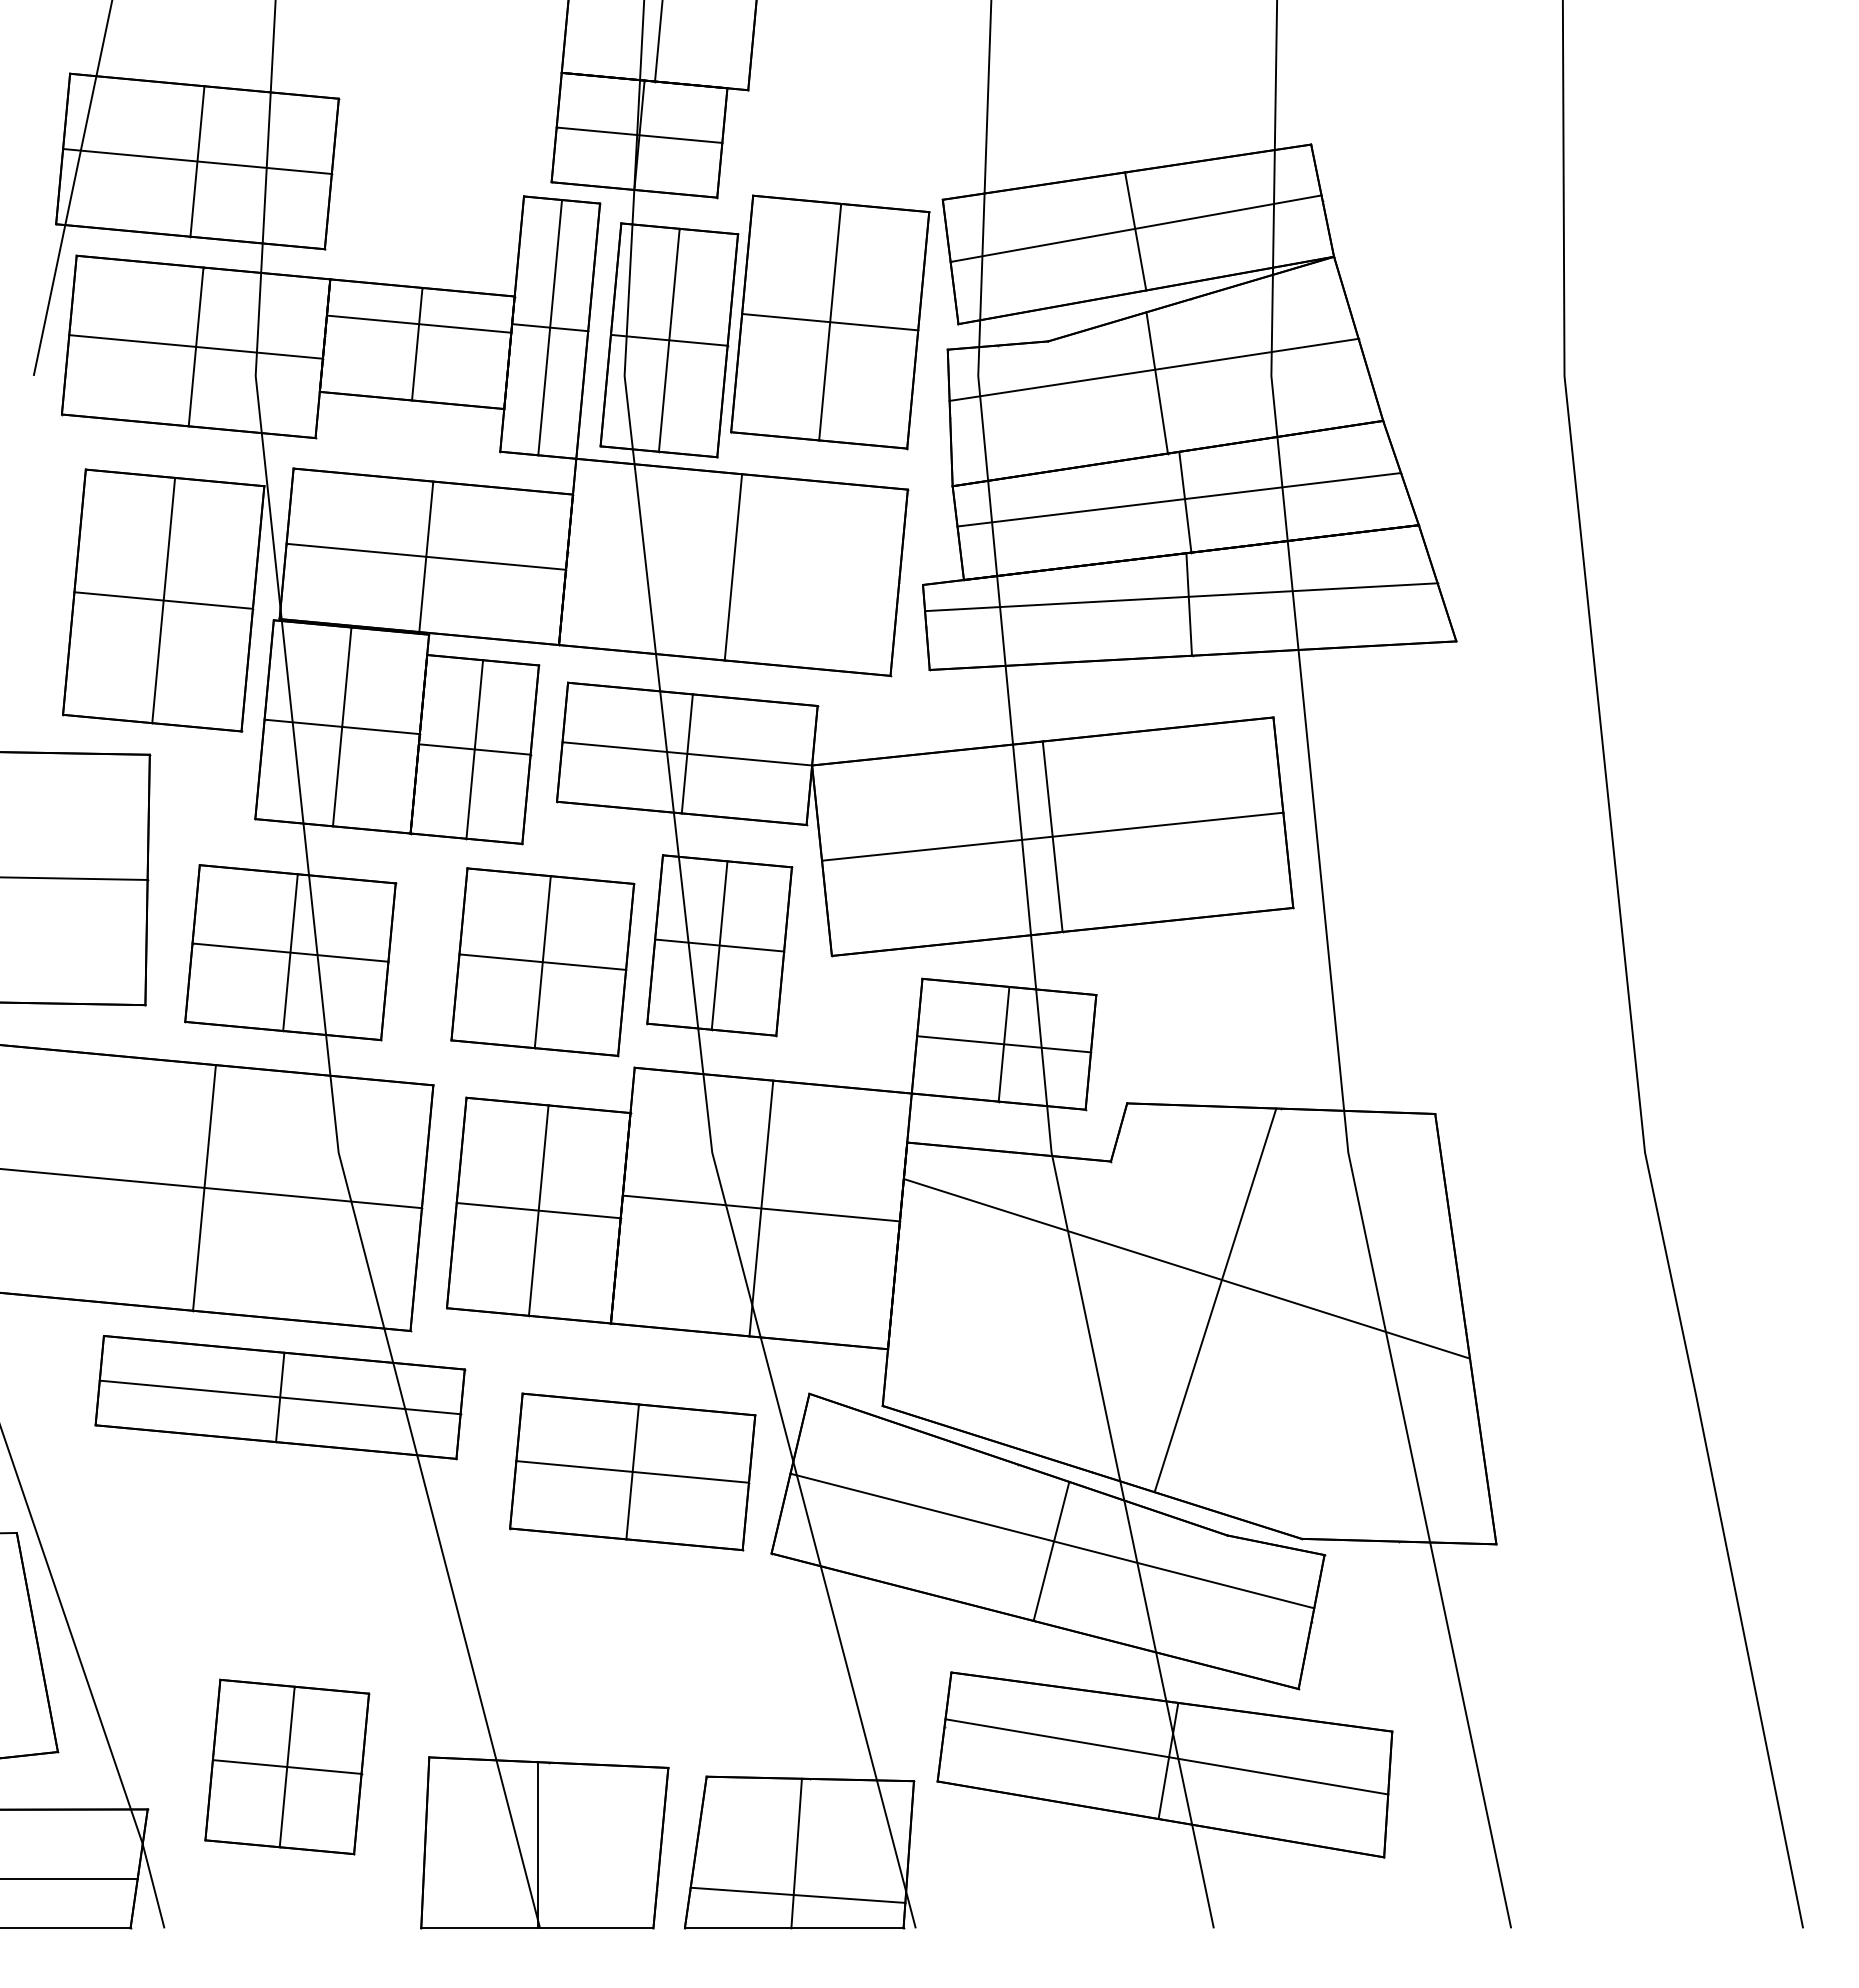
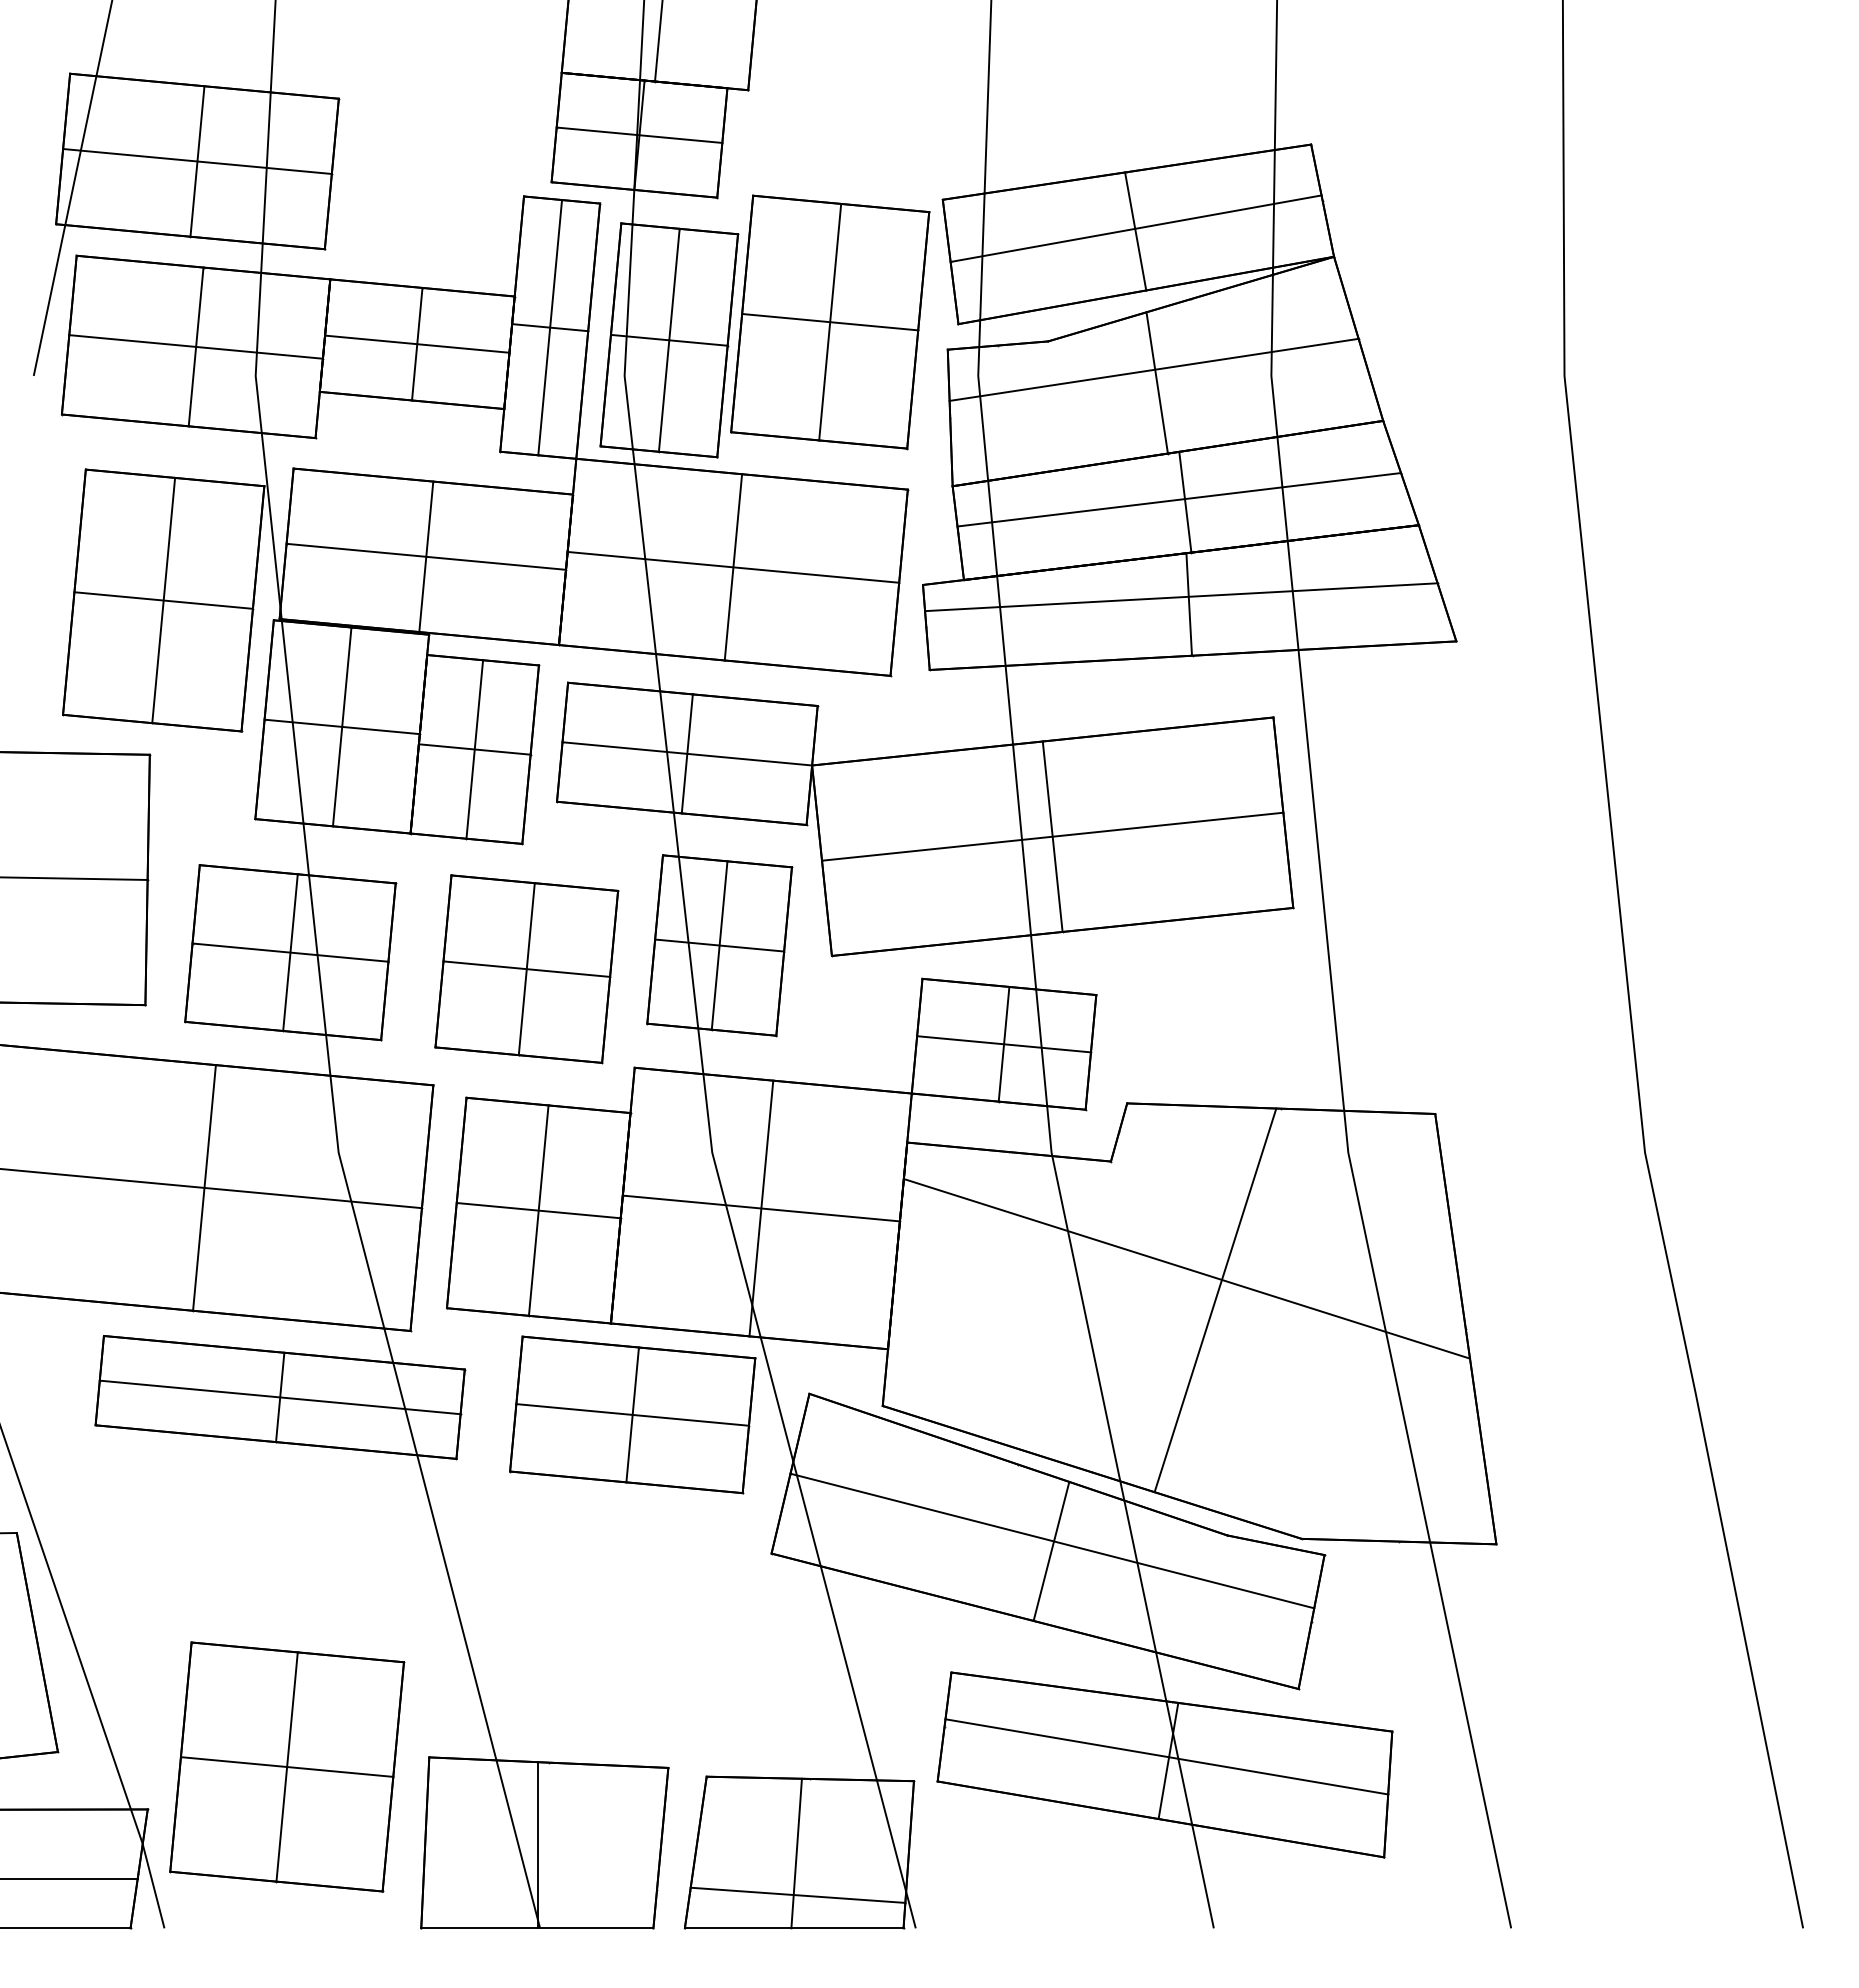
line position: (419, 323) -> (417, 343) (417, 343)
line: none -> present (733, 566)
part position: (542, 962) -> (526, 969) (526, 969)
part position: (632, 1471) -> (632, 1414) (632, 1414)
part size: 167x178 px -> 237x252 px (287, 1766)
